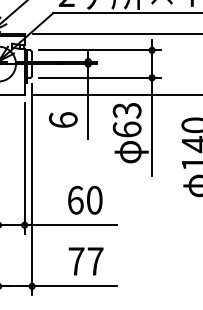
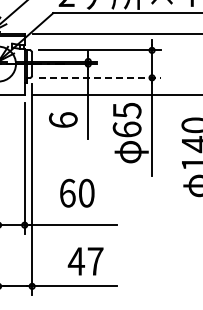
line: solid -> dashed (100, 77)
text: 63 -> 65 (126, 110)
text position: (85, 199) -> (77, 192) (77, 192)
text: 77 -> 47 (76, 261)
